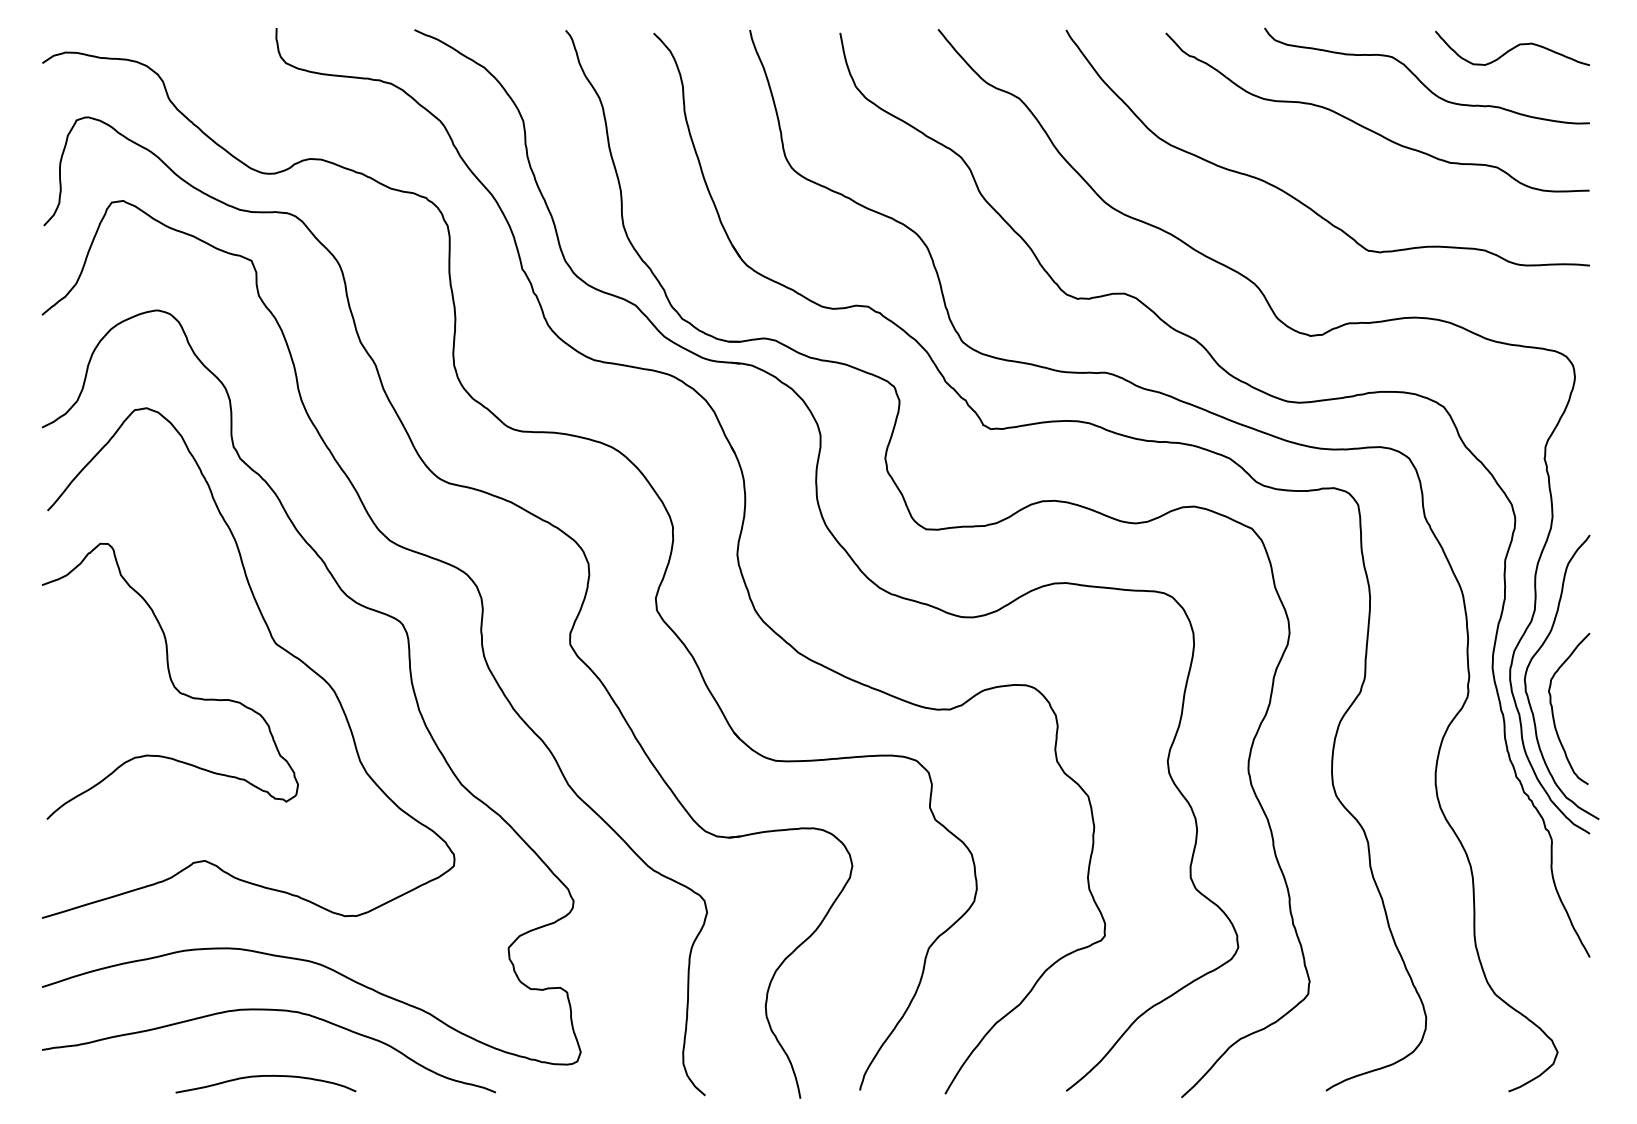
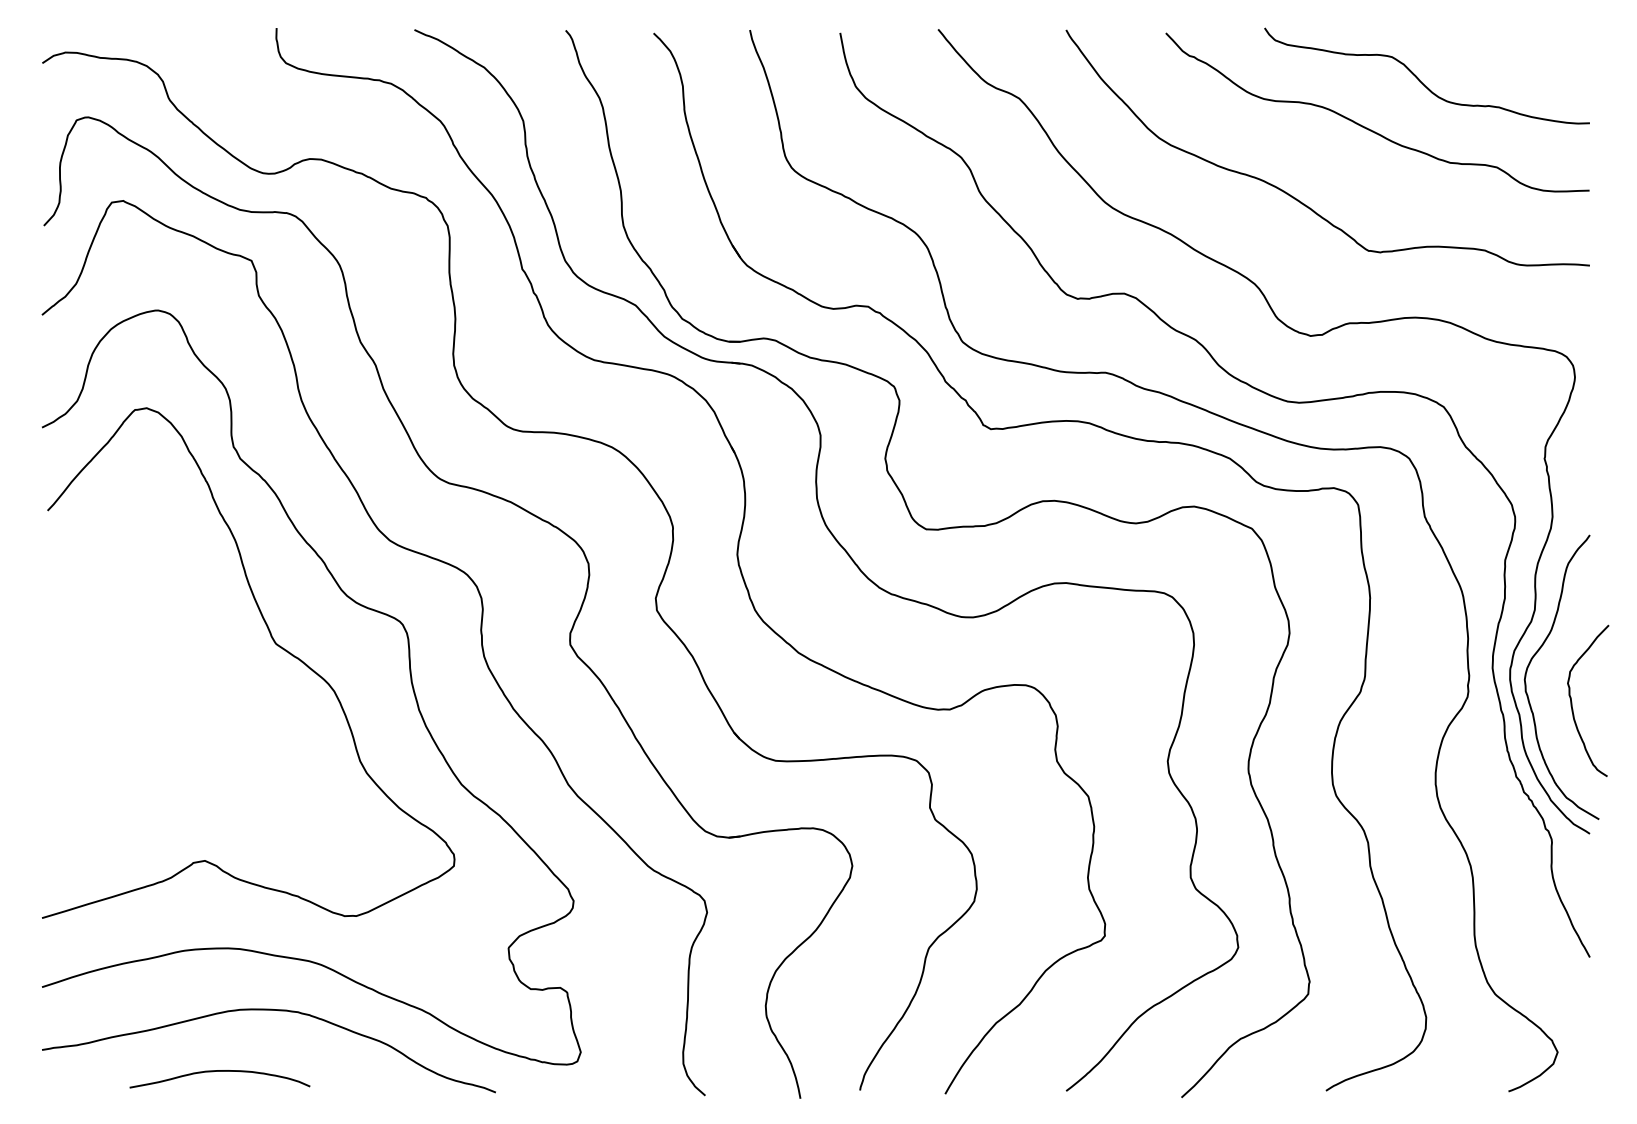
curve: present -> none (1512, 48)
curve: present -> none (170, 680)
curve position: (1553, 709) -> (1572, 701) (1572, 701)
curve position: (265, 1076) -> (219, 1071) (219, 1071)
